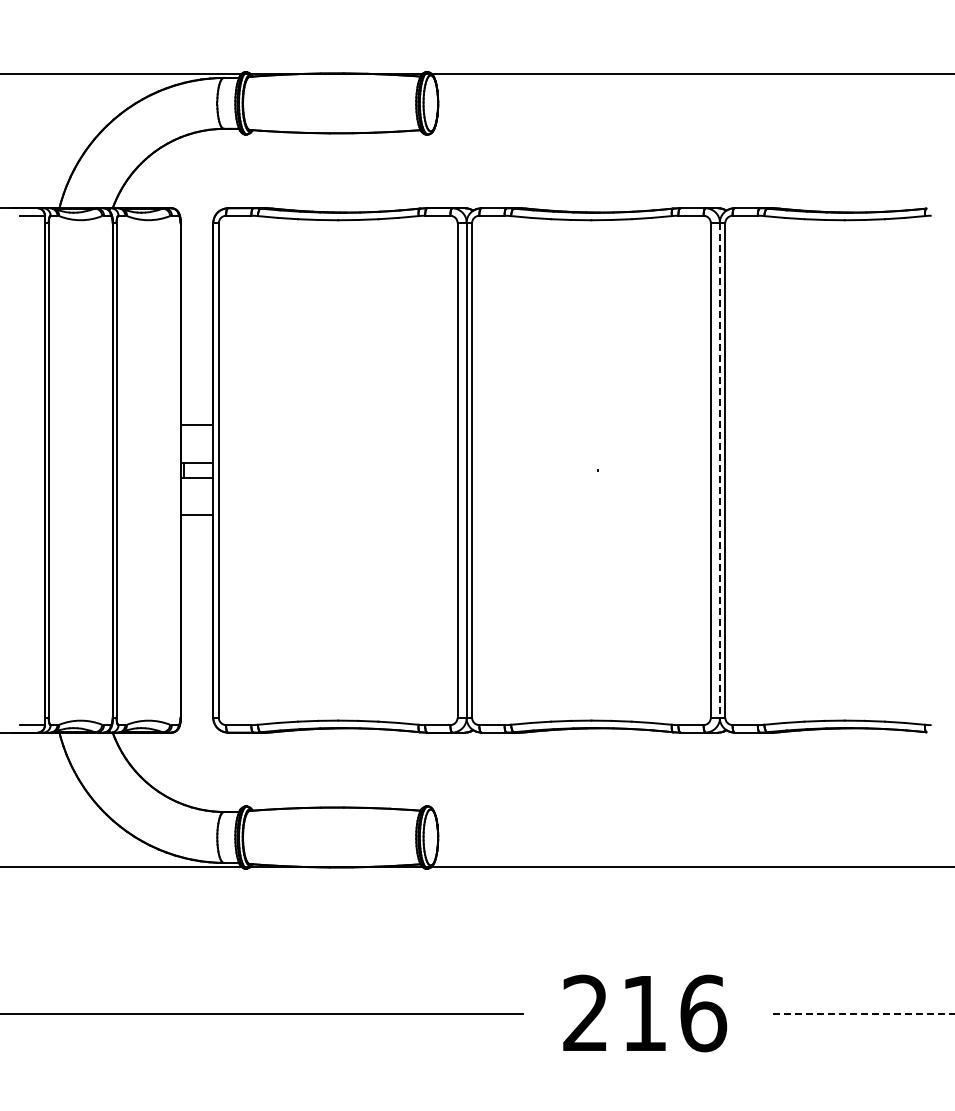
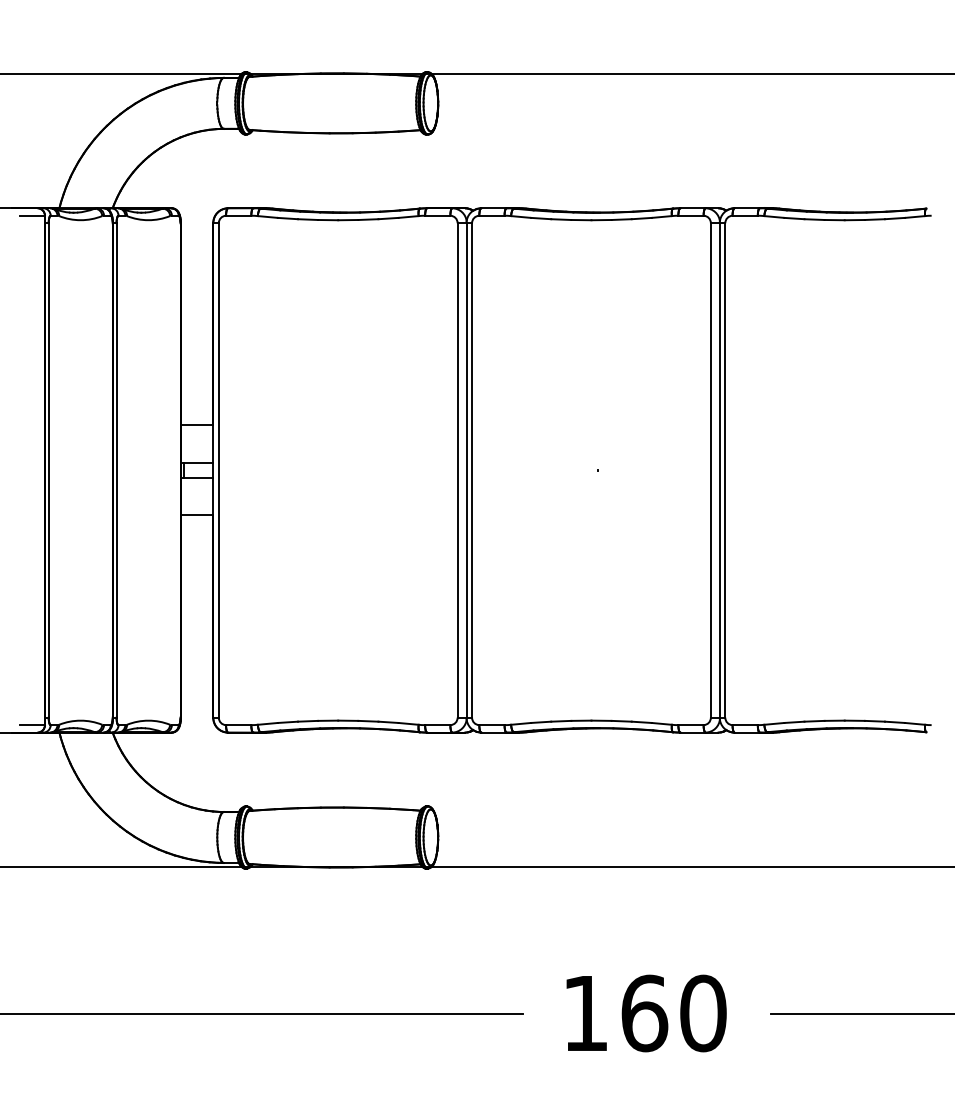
line: dashed -> solid (719, 470)
text: 216 -> 160 (645, 1013)
line: dashed -> solid (862, 1014)
